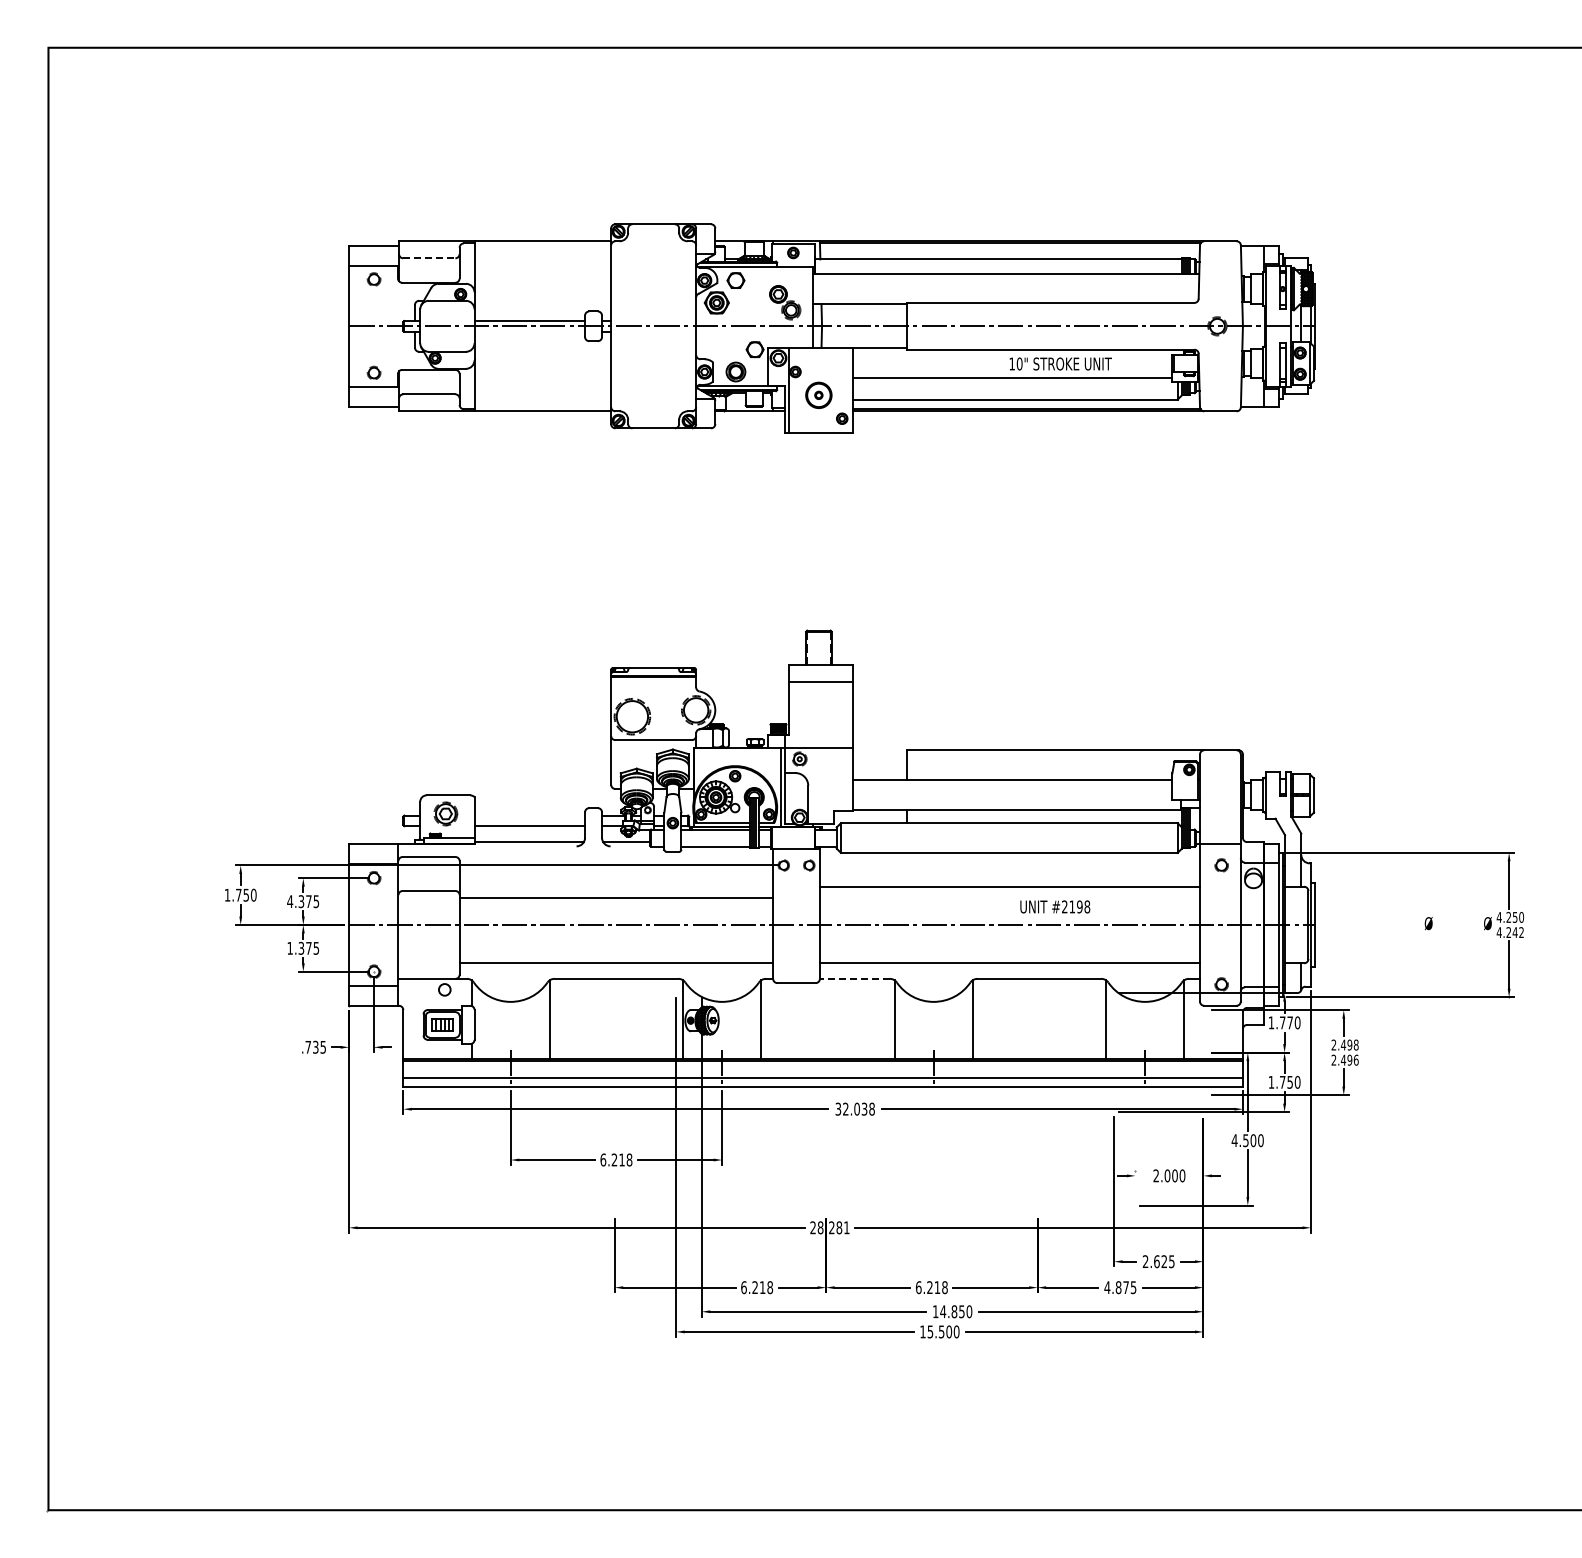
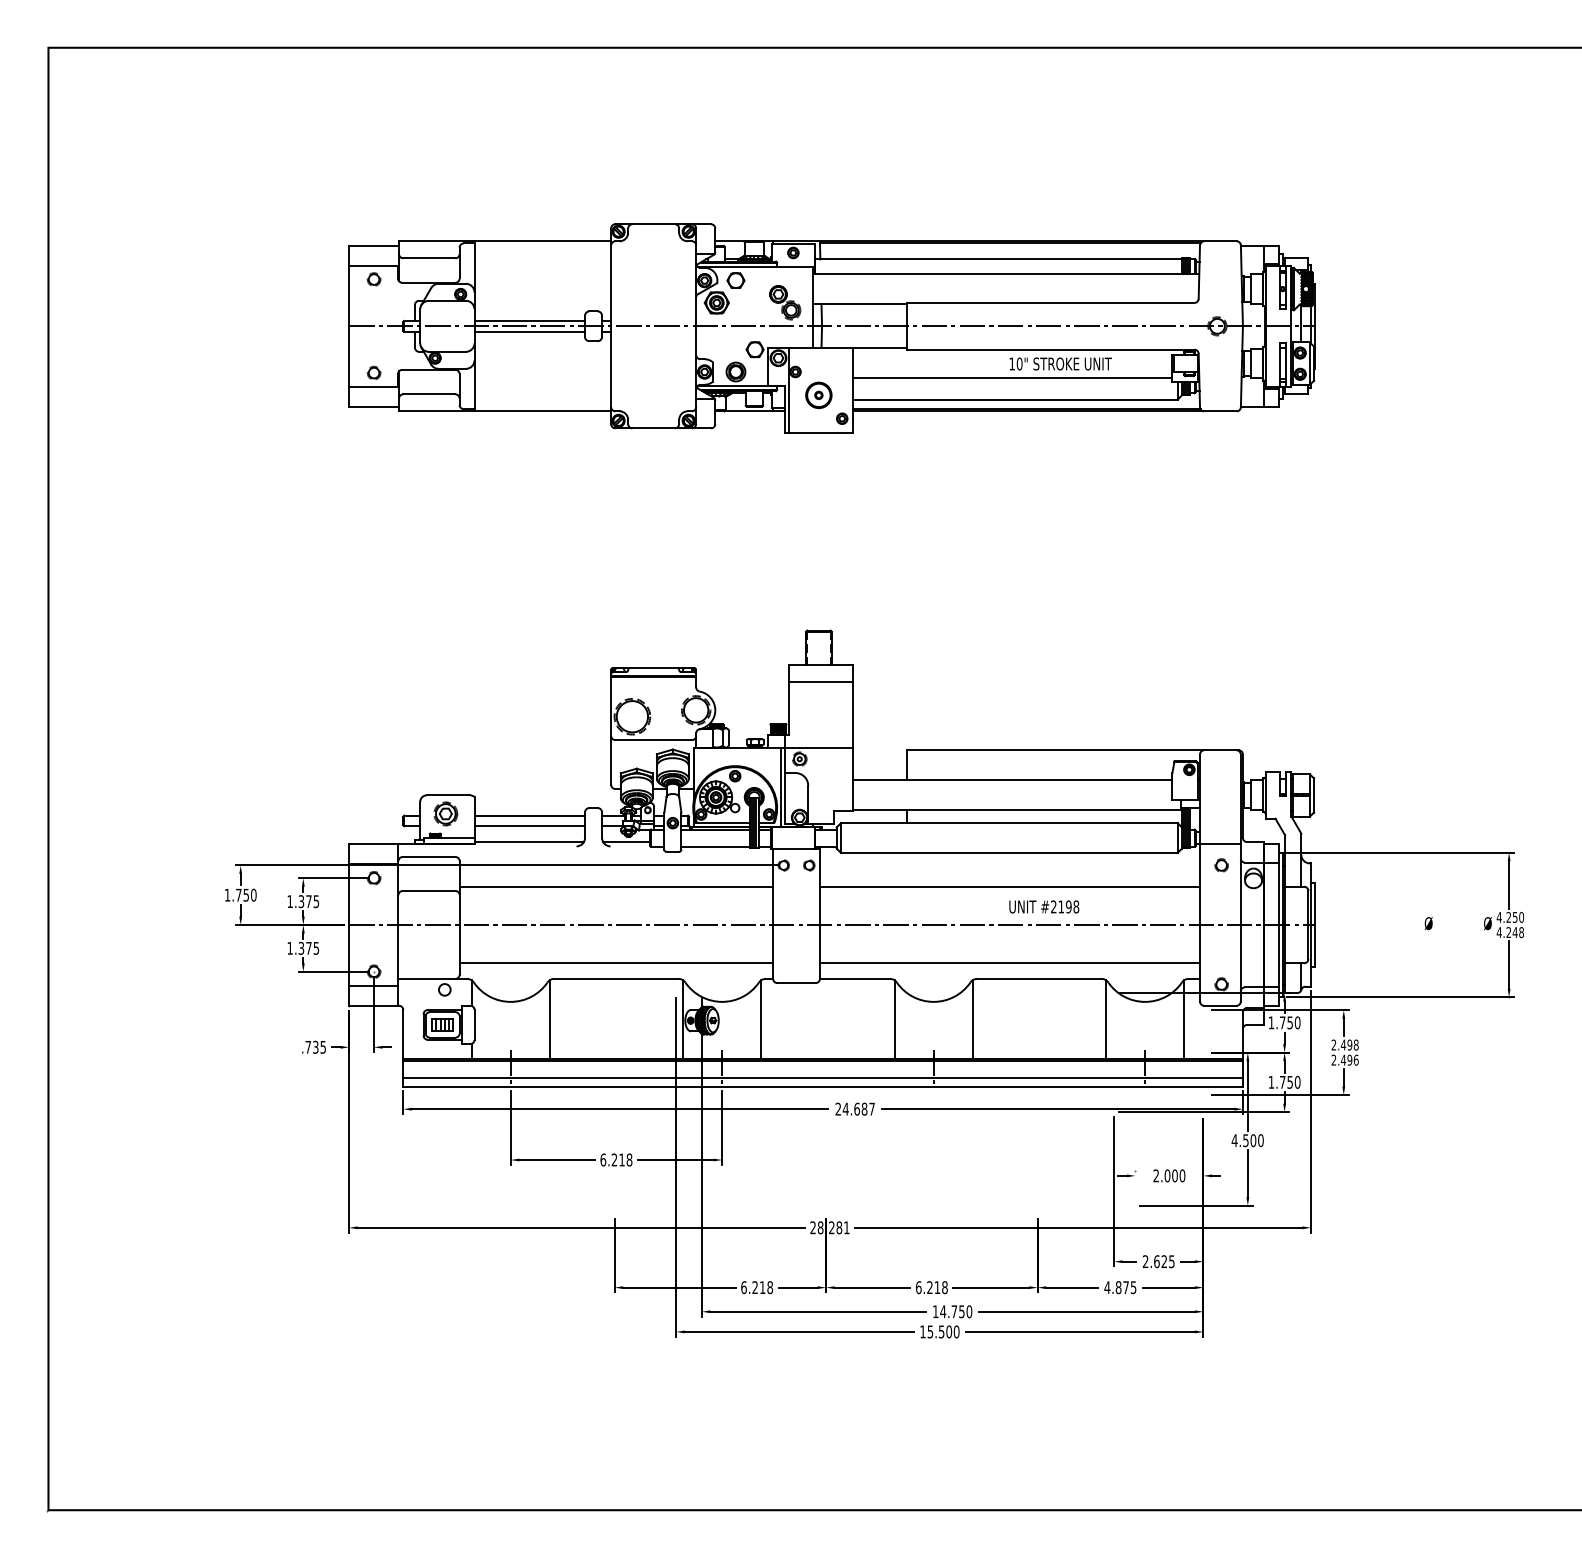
line: dashed -> solid (429, 258)
line: none -> present (529, 331)
line: none -> present (529, 815)
line position: (616, 897) -> (616, 886) (616, 886)
text: 4.375 -> 1.375 (290, 901)
text position: (1055, 906) -> (1044, 906) (1044, 906)
text: 4.242 -> 4.248 (1521, 932)
line: dashed -> solid (854, 978)
text: 1.770 -> 1.750 (1289, 1022)
text: 32.038 -> 24.687 (854, 1108)
text: 14.850 -> 14.750 (954, 1311)
